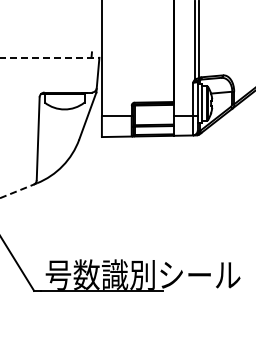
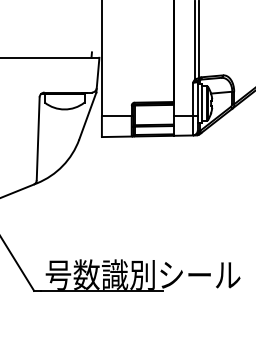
line: dashed -> solid (50, 57)
line: dashed -> solid (18, 190)
